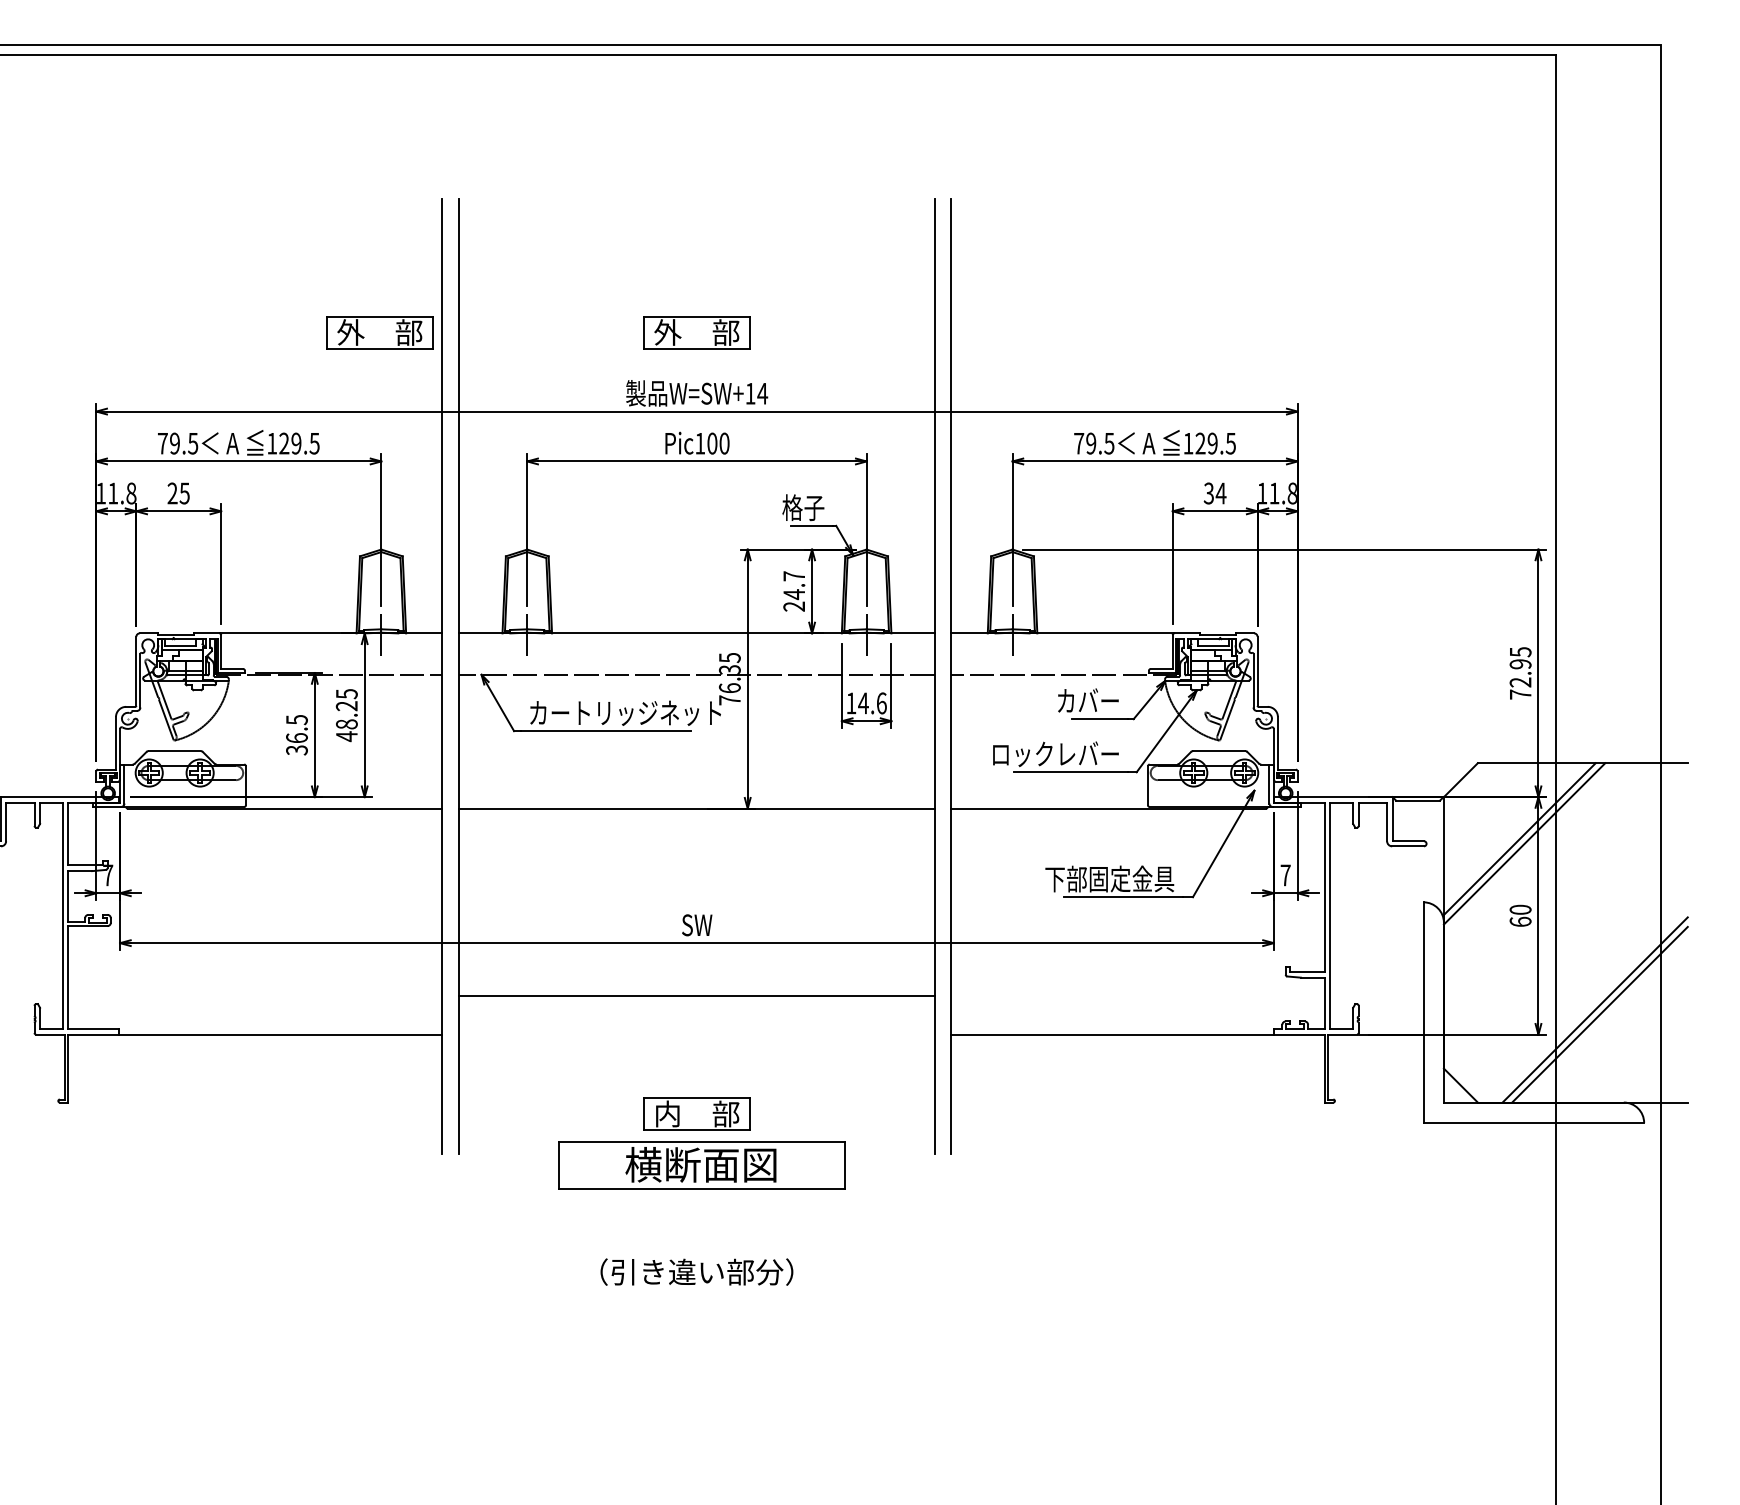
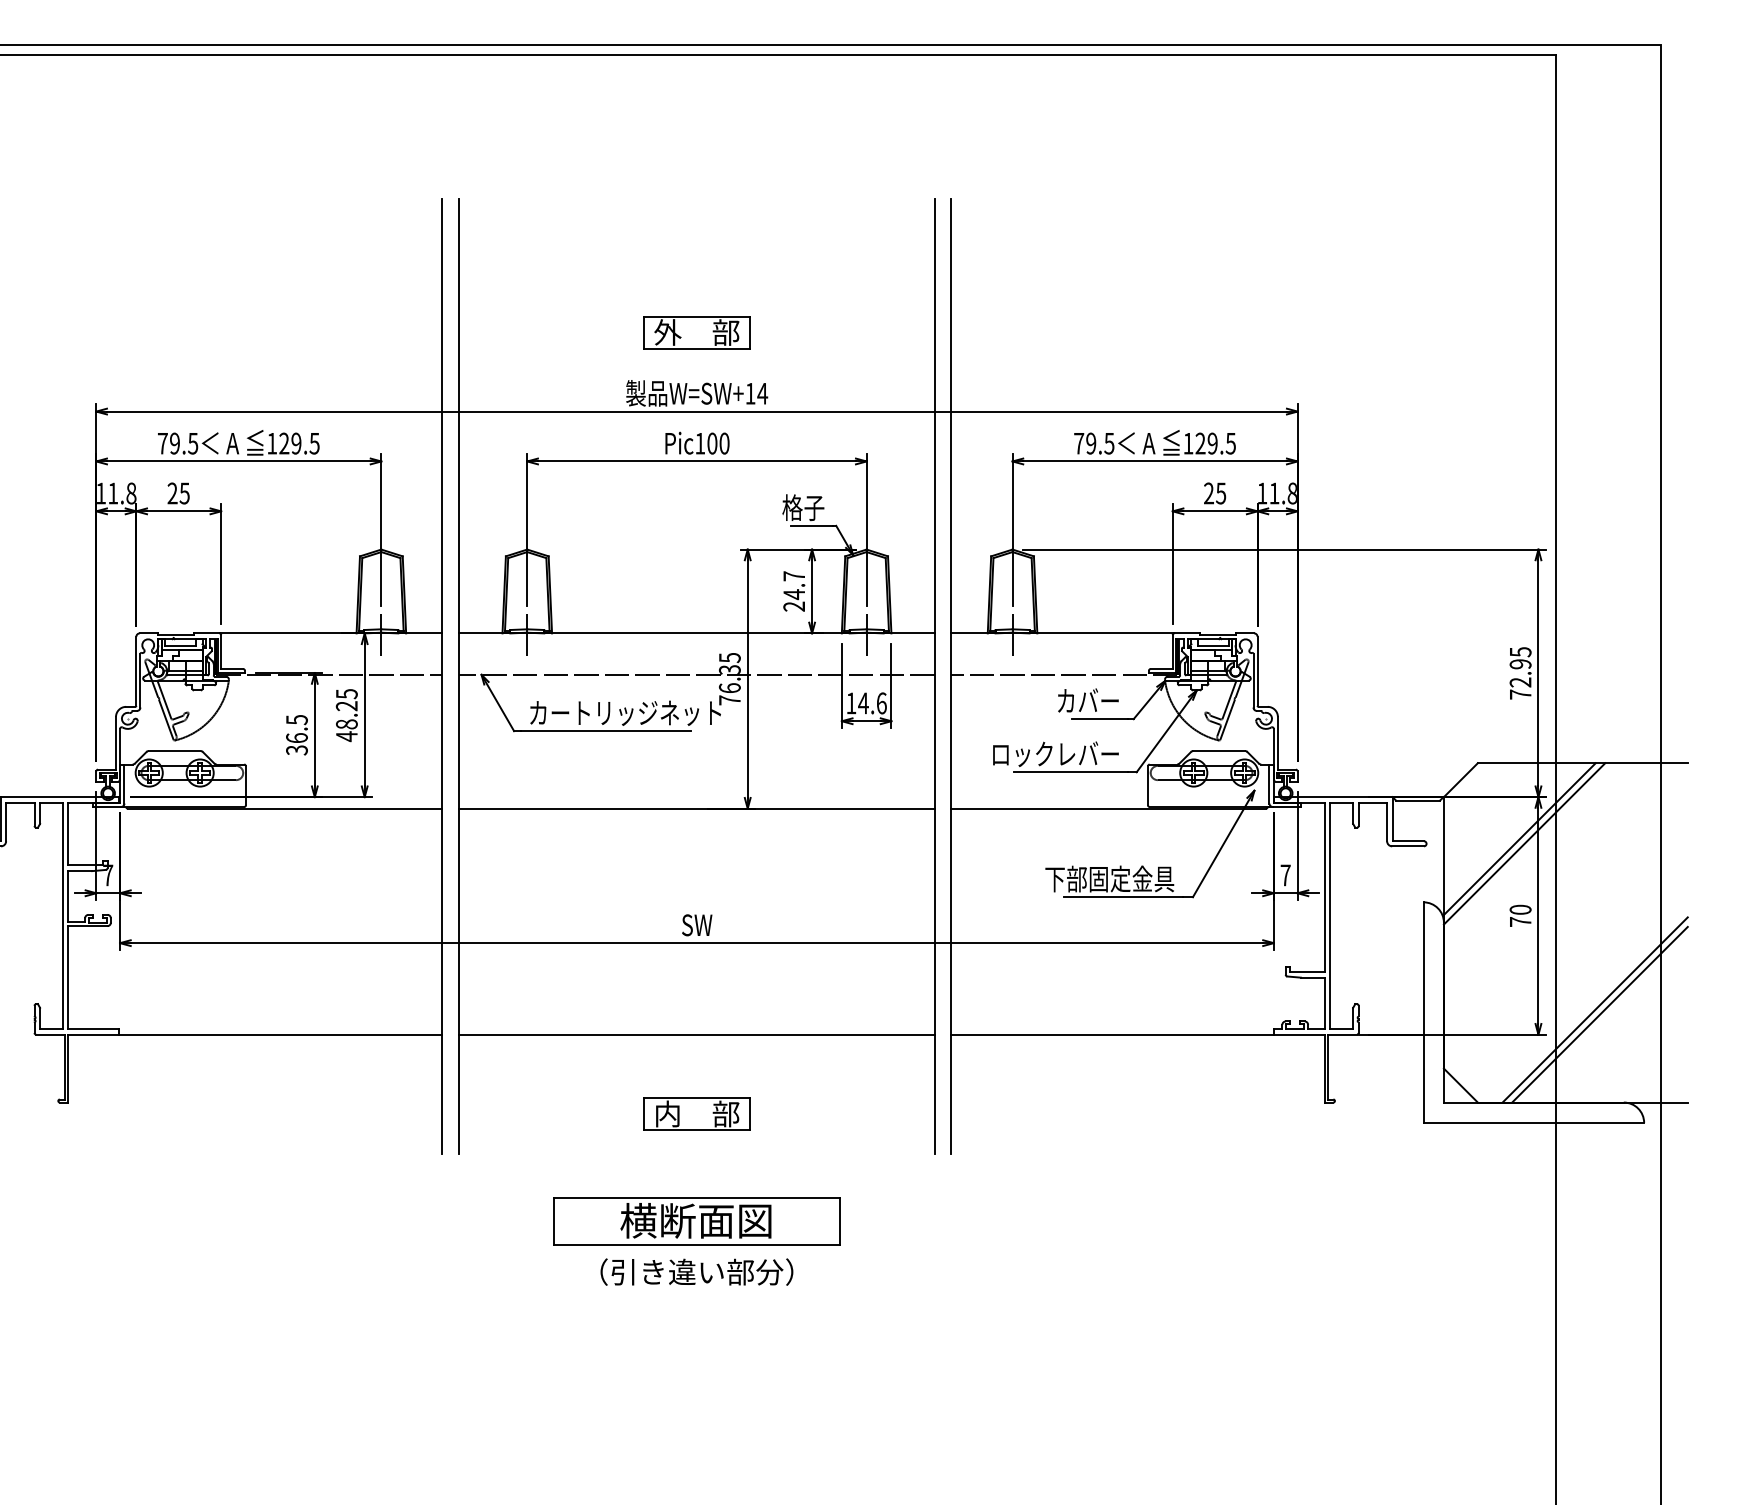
part: present -> none (379, 332)
text: 34 -> 25 (1214, 493)
text: 60 -> 70 (1520, 921)
line position: (696, 995) -> (696, 1034) (696, 1034)
part position: (701, 1165) -> (696, 1221) (696, 1221)
